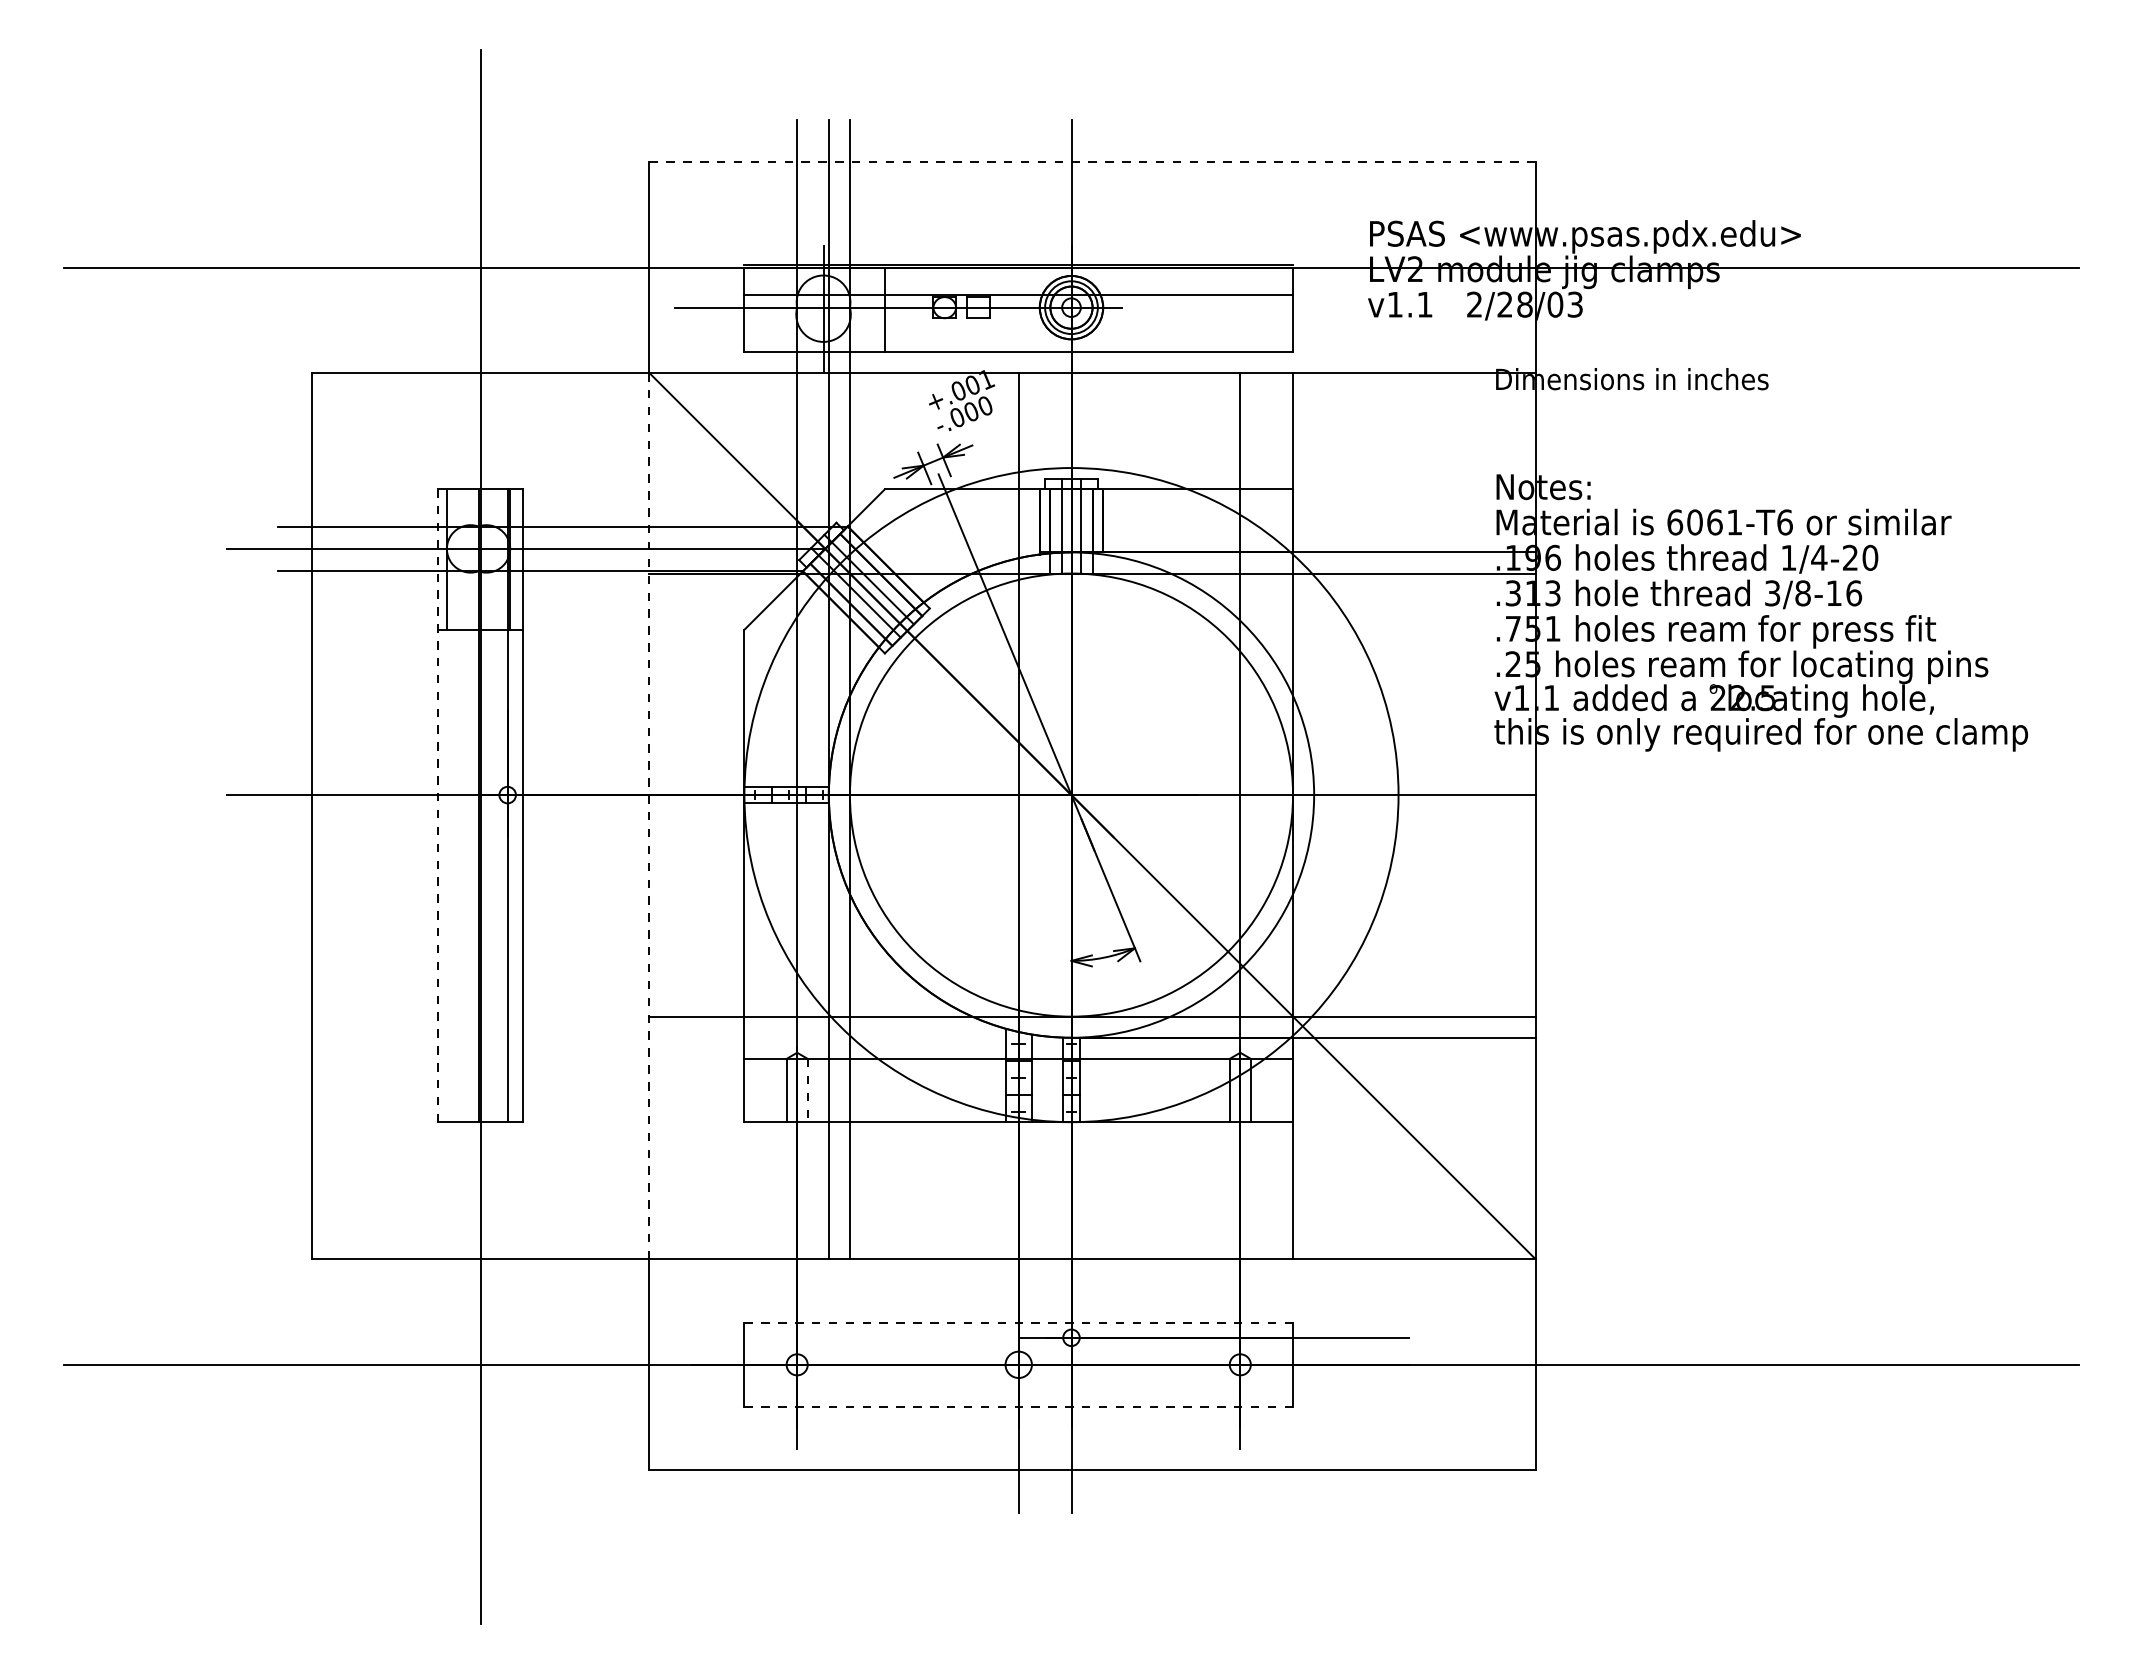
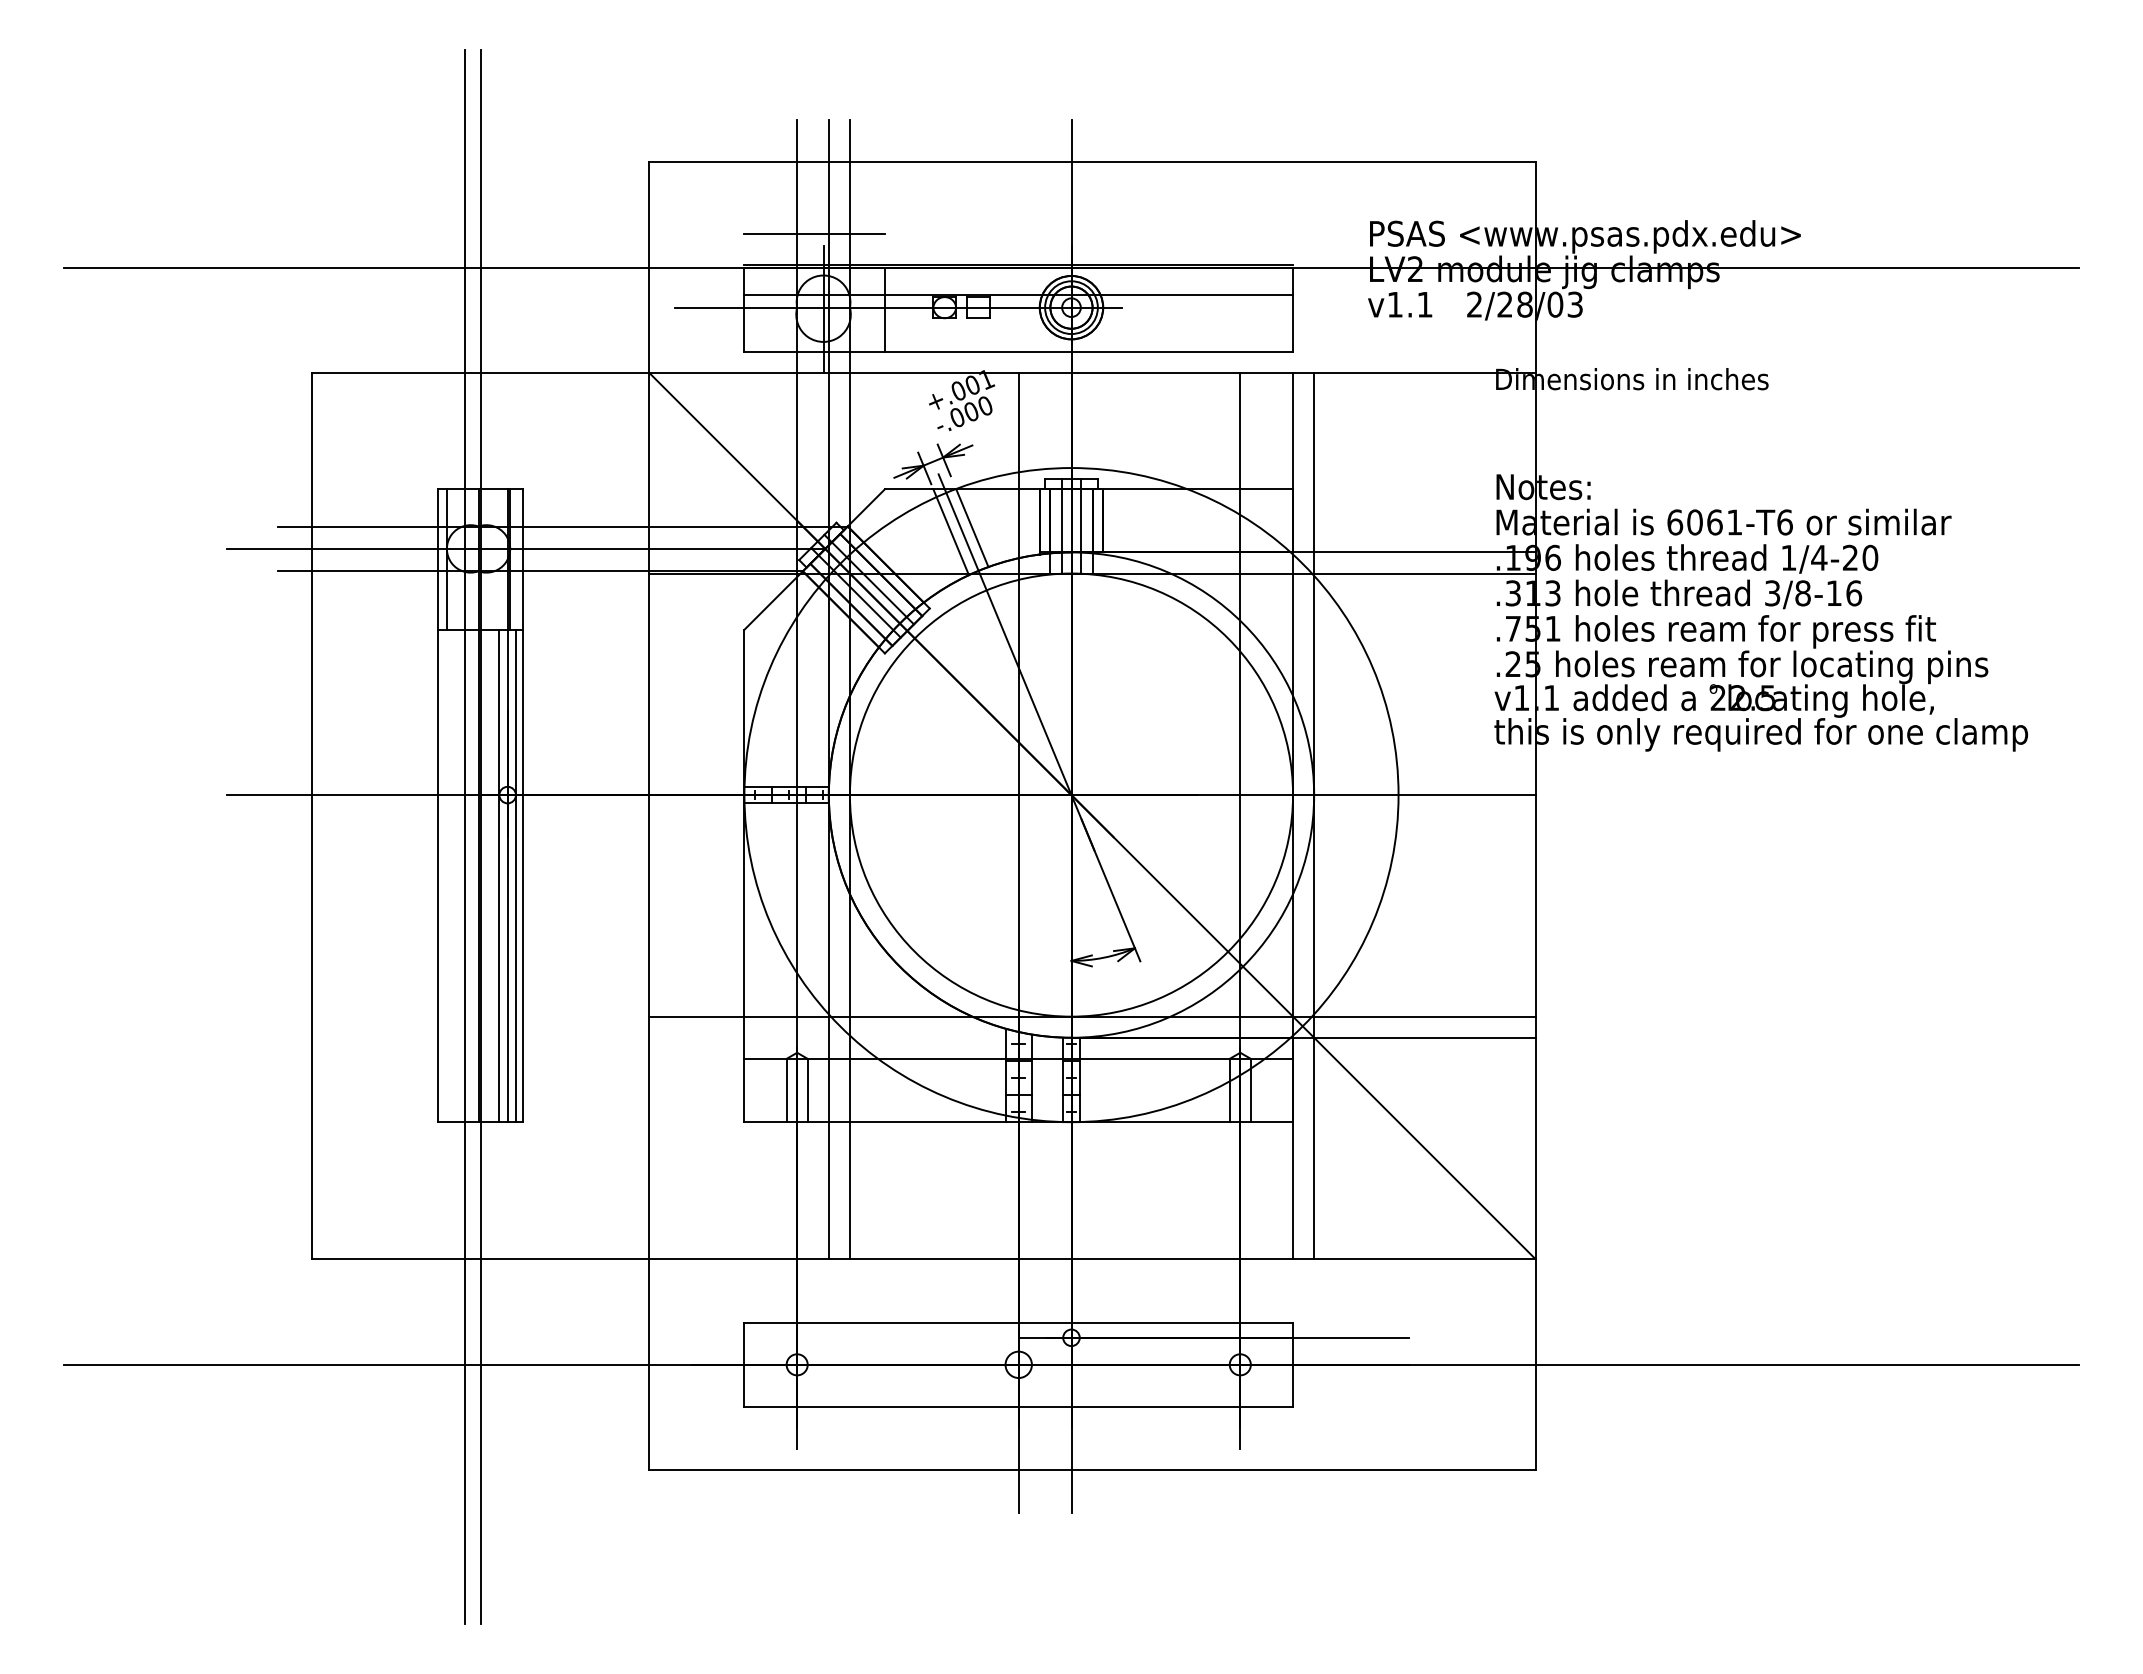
line: dashed -> solid (1093, 162)
line: none -> present (814, 233)
line: none -> present (972, 528)
line: none -> present (950, 532)
line: dashed -> solid (438, 805)
line: dashed -> solid (649, 815)
line: none -> present (1314, 816)
line: none -> present (465, 836)
line: none -> present (499, 875)
line: none -> present (515, 875)
line: dashed -> solid (807, 1090)
line: dashed -> solid (1019, 1322)
line: dashed -> solid (1019, 1407)
